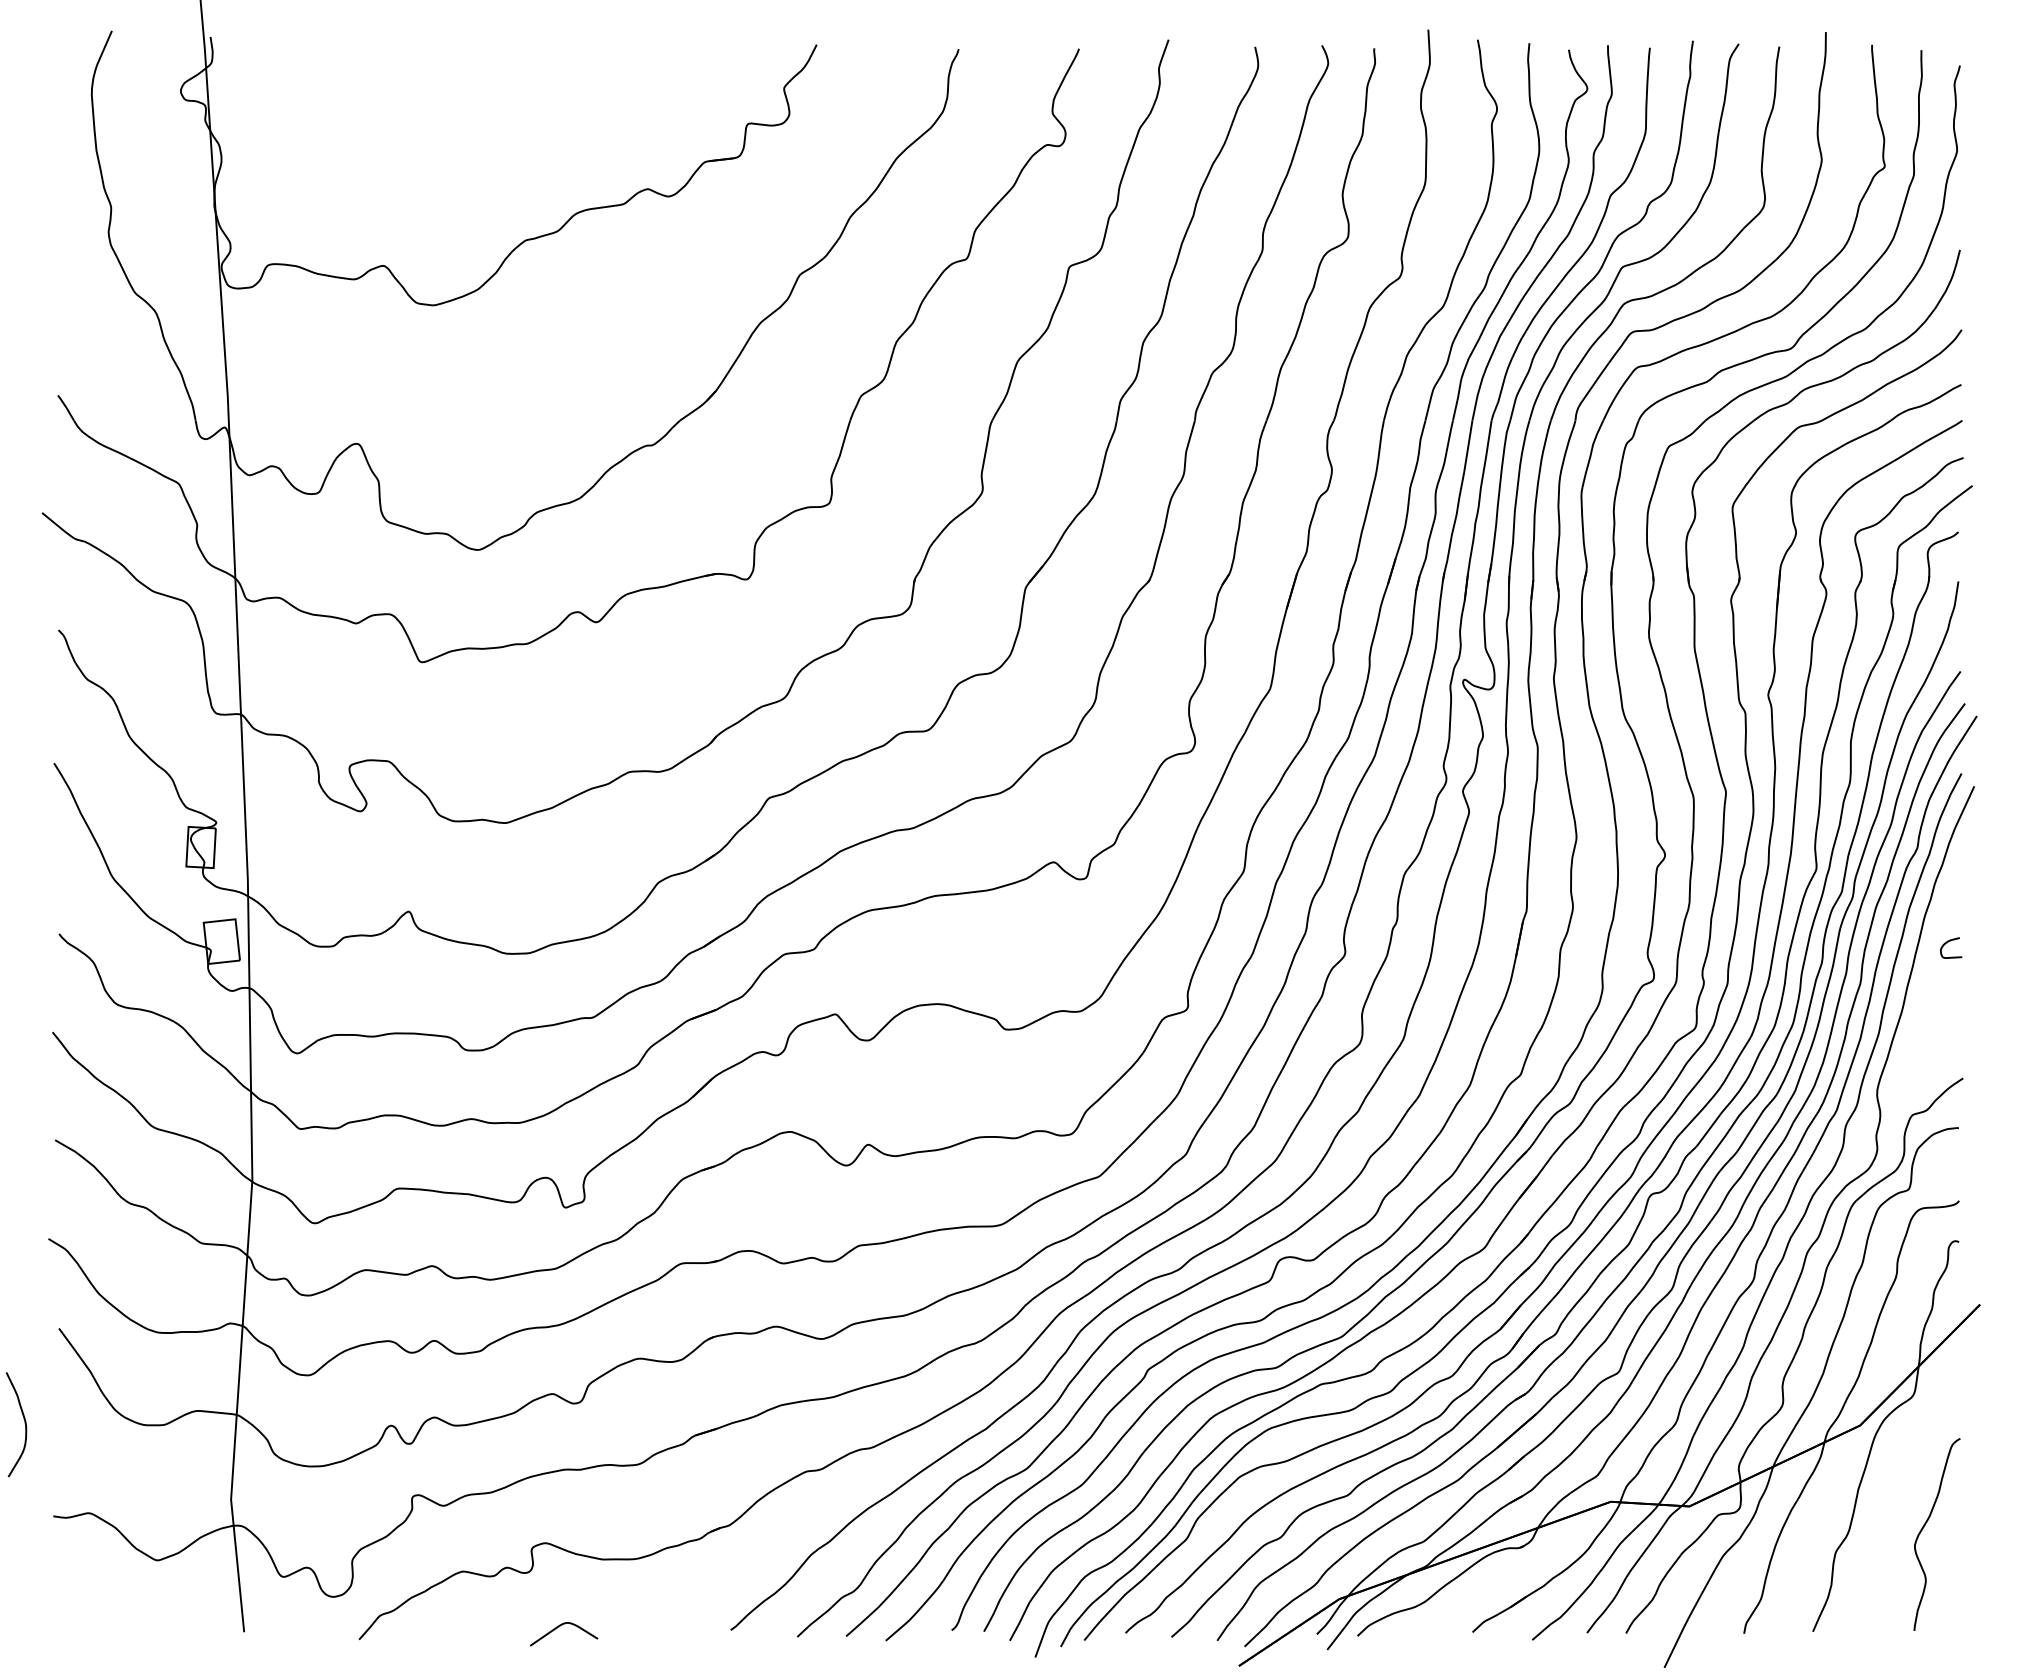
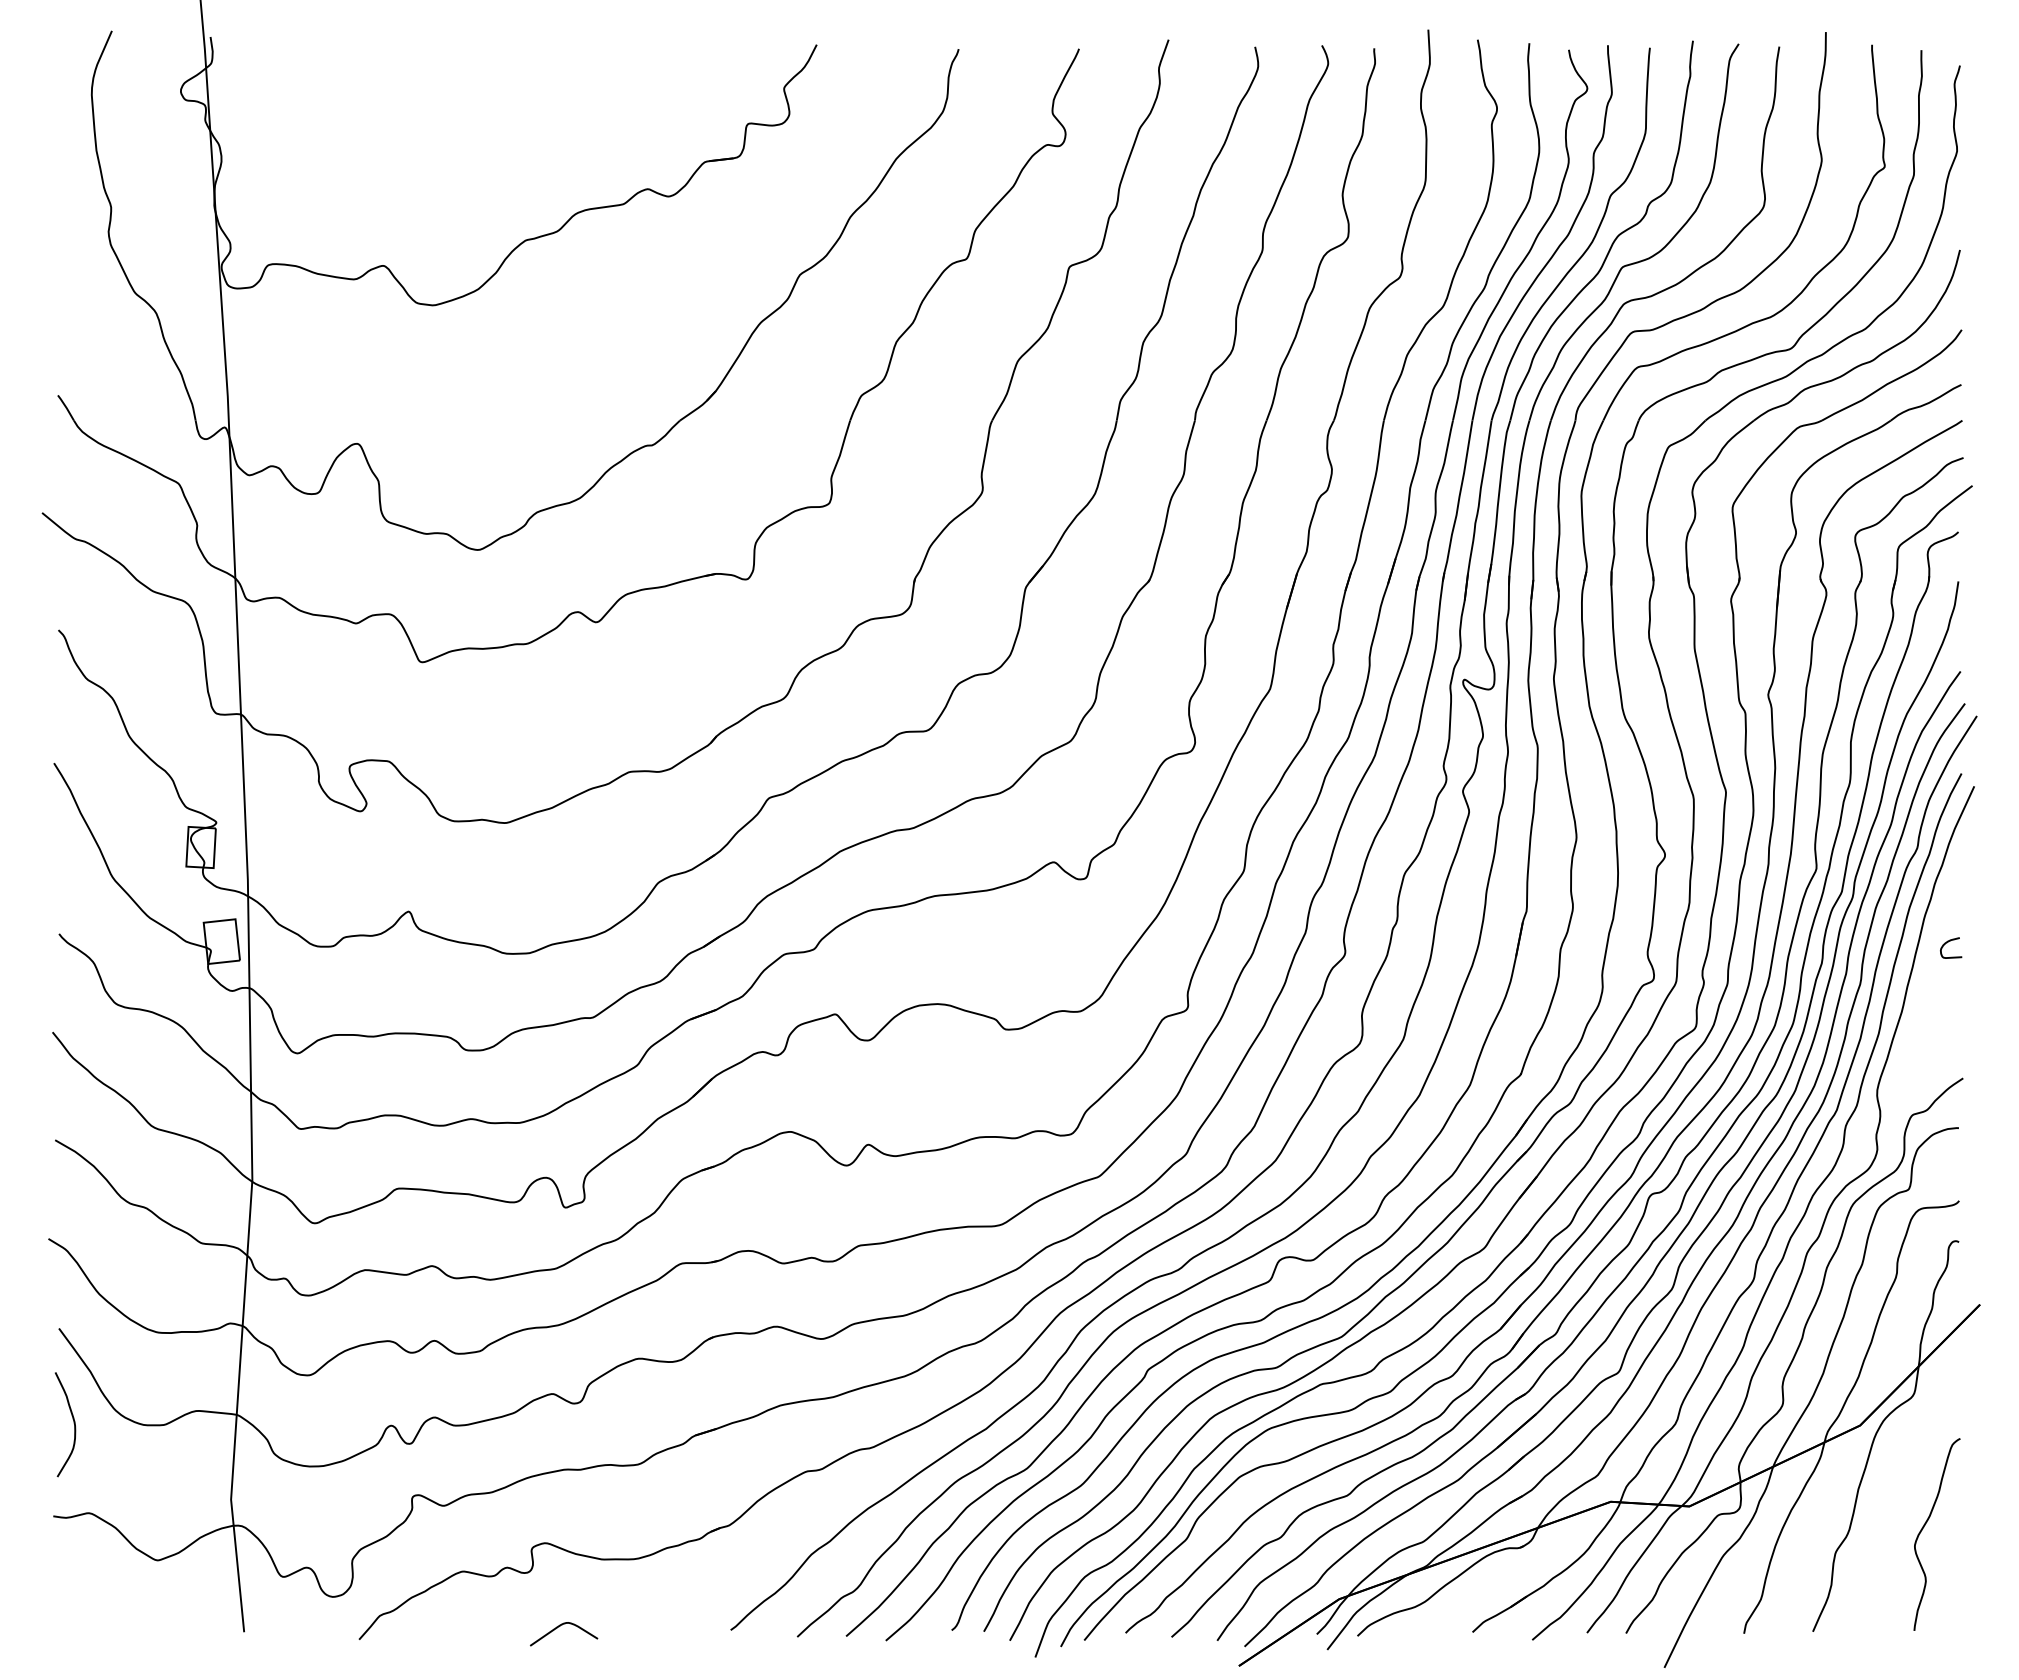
curve position: (24, 1423) -> (73, 1423) (73, 1423)
